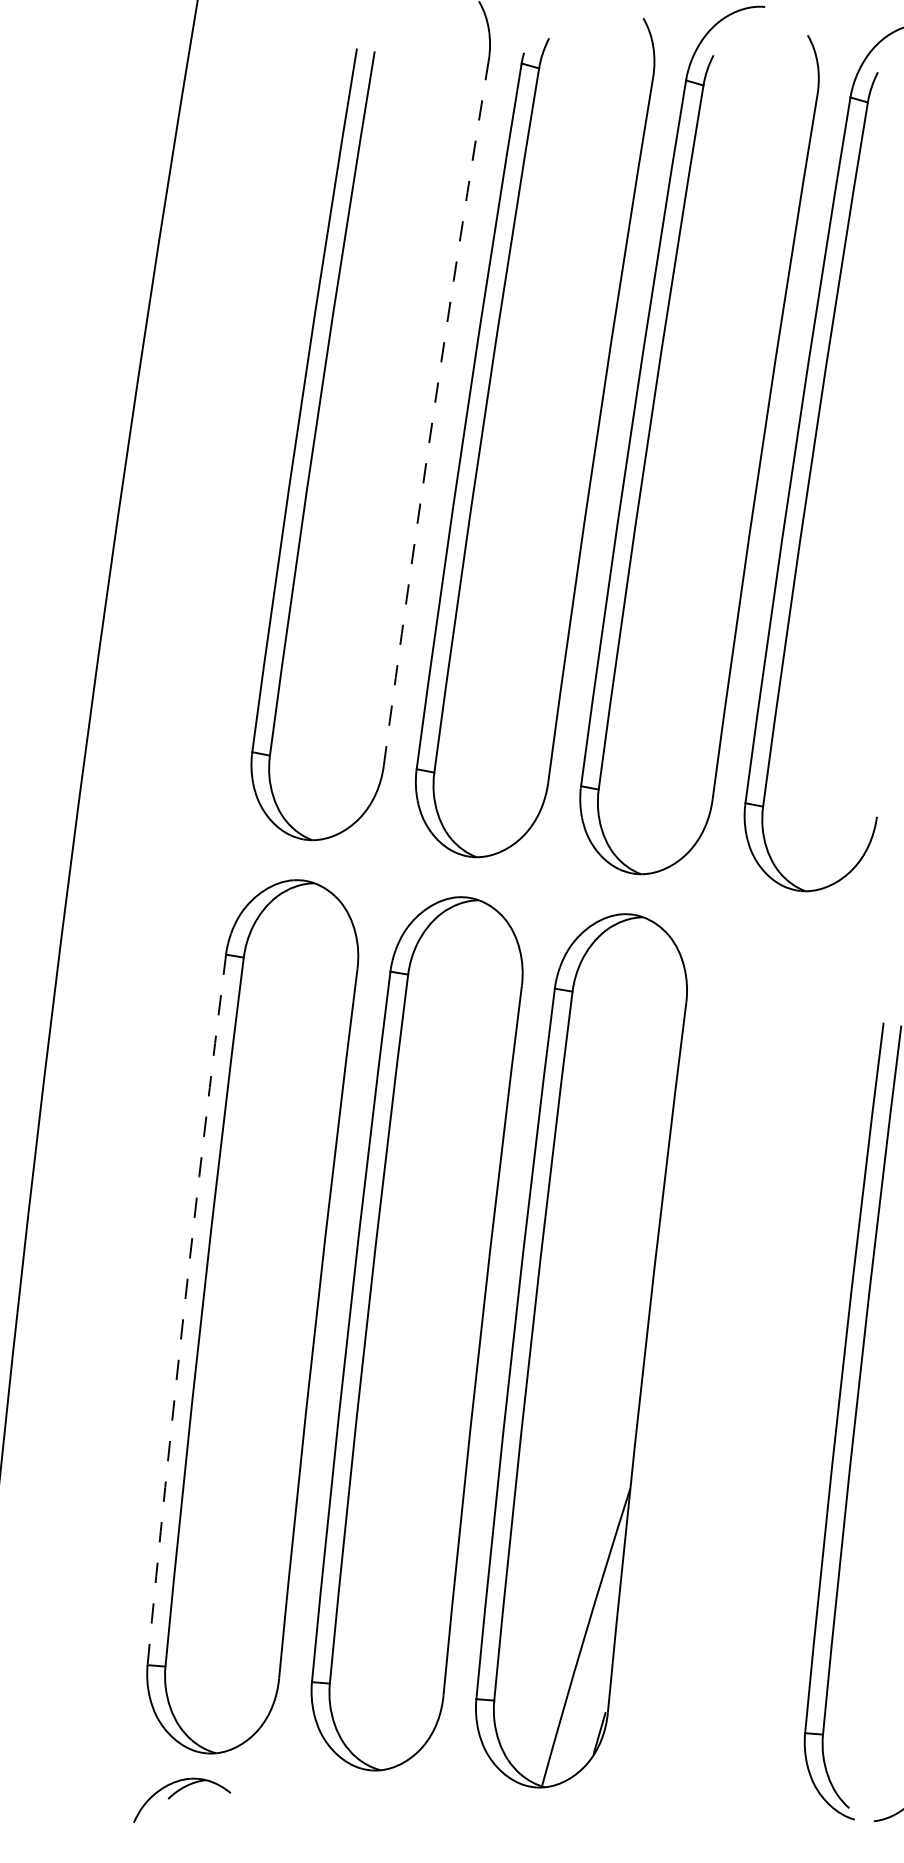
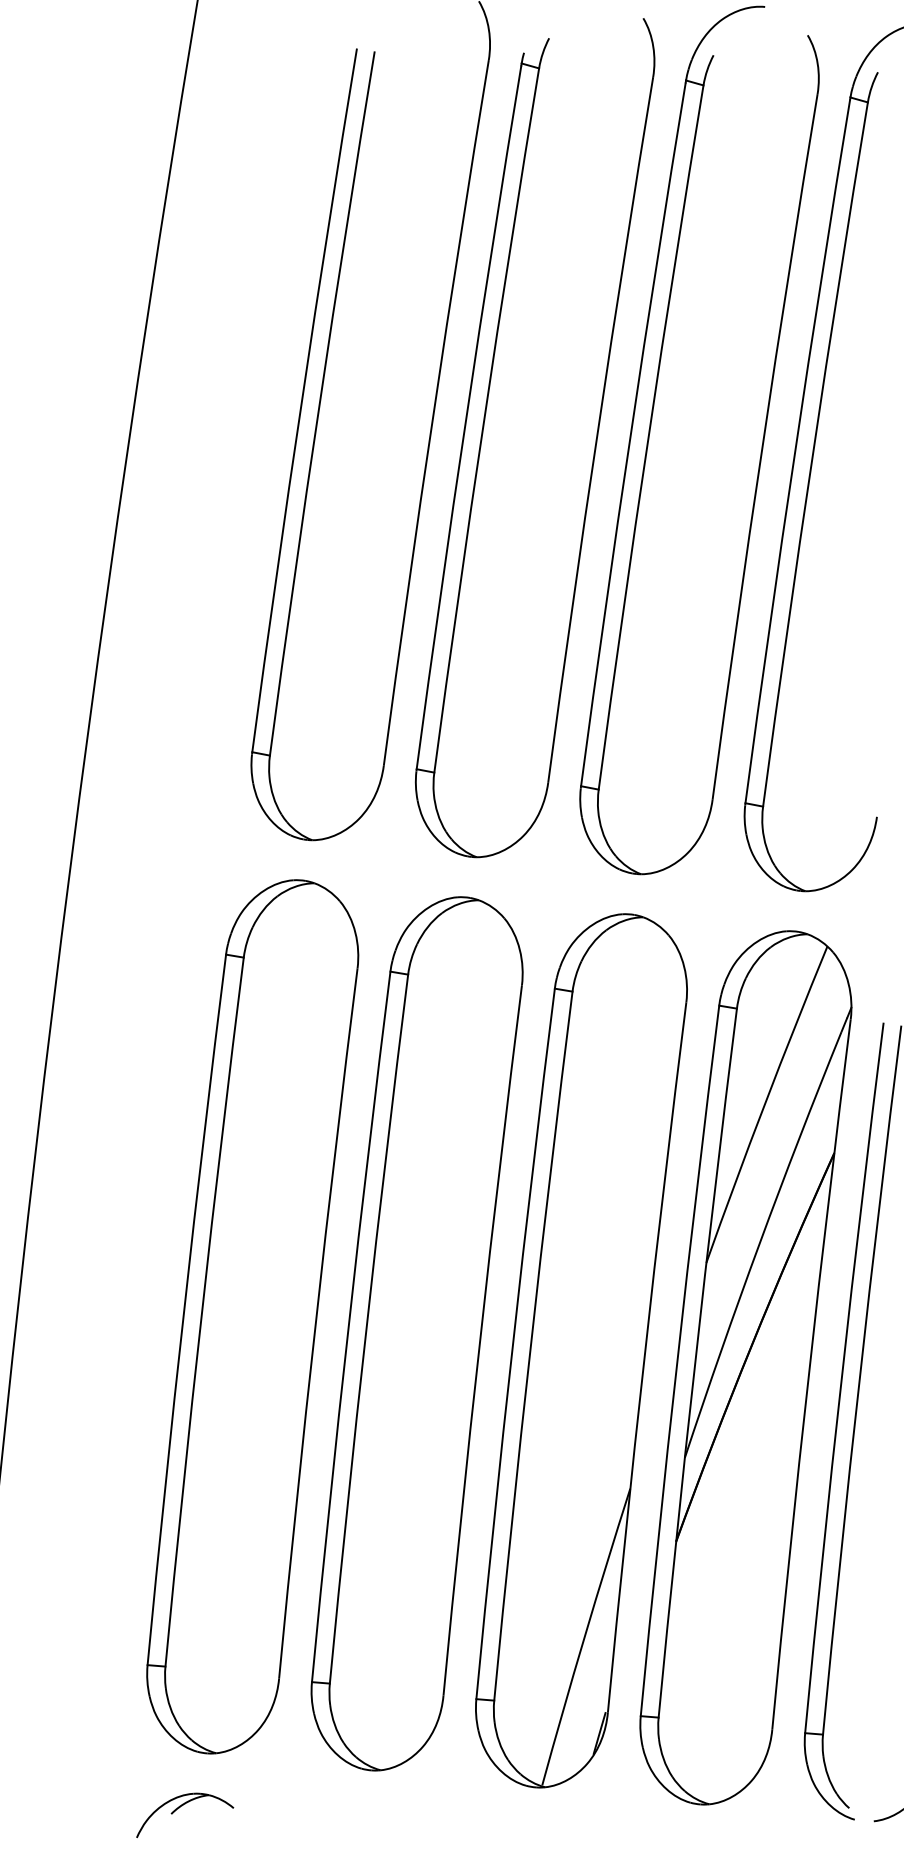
arc: dashed -> solid (433, 412)
arc: dashed -> solid (184, 1309)
part: none -> present (745, 1367)
part position: (176, 1793) -> (179, 1808) (179, 1808)
